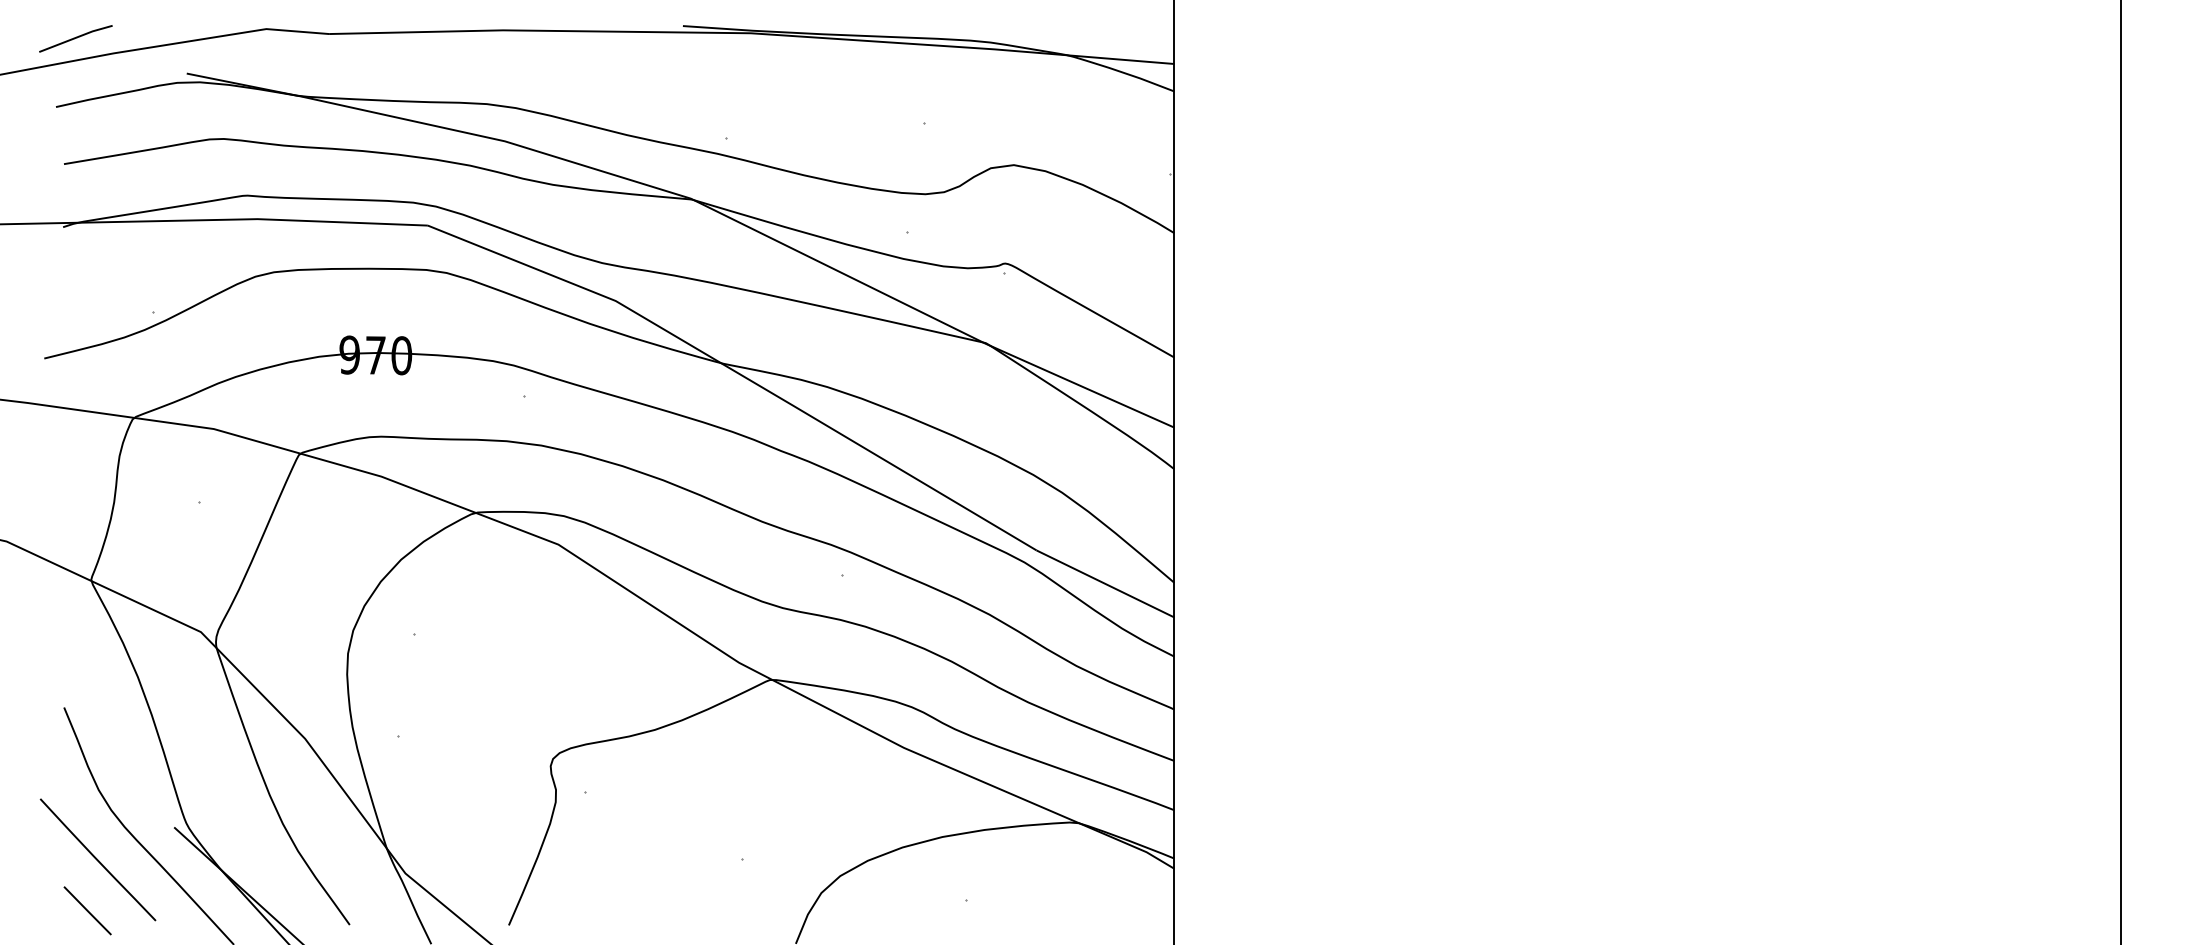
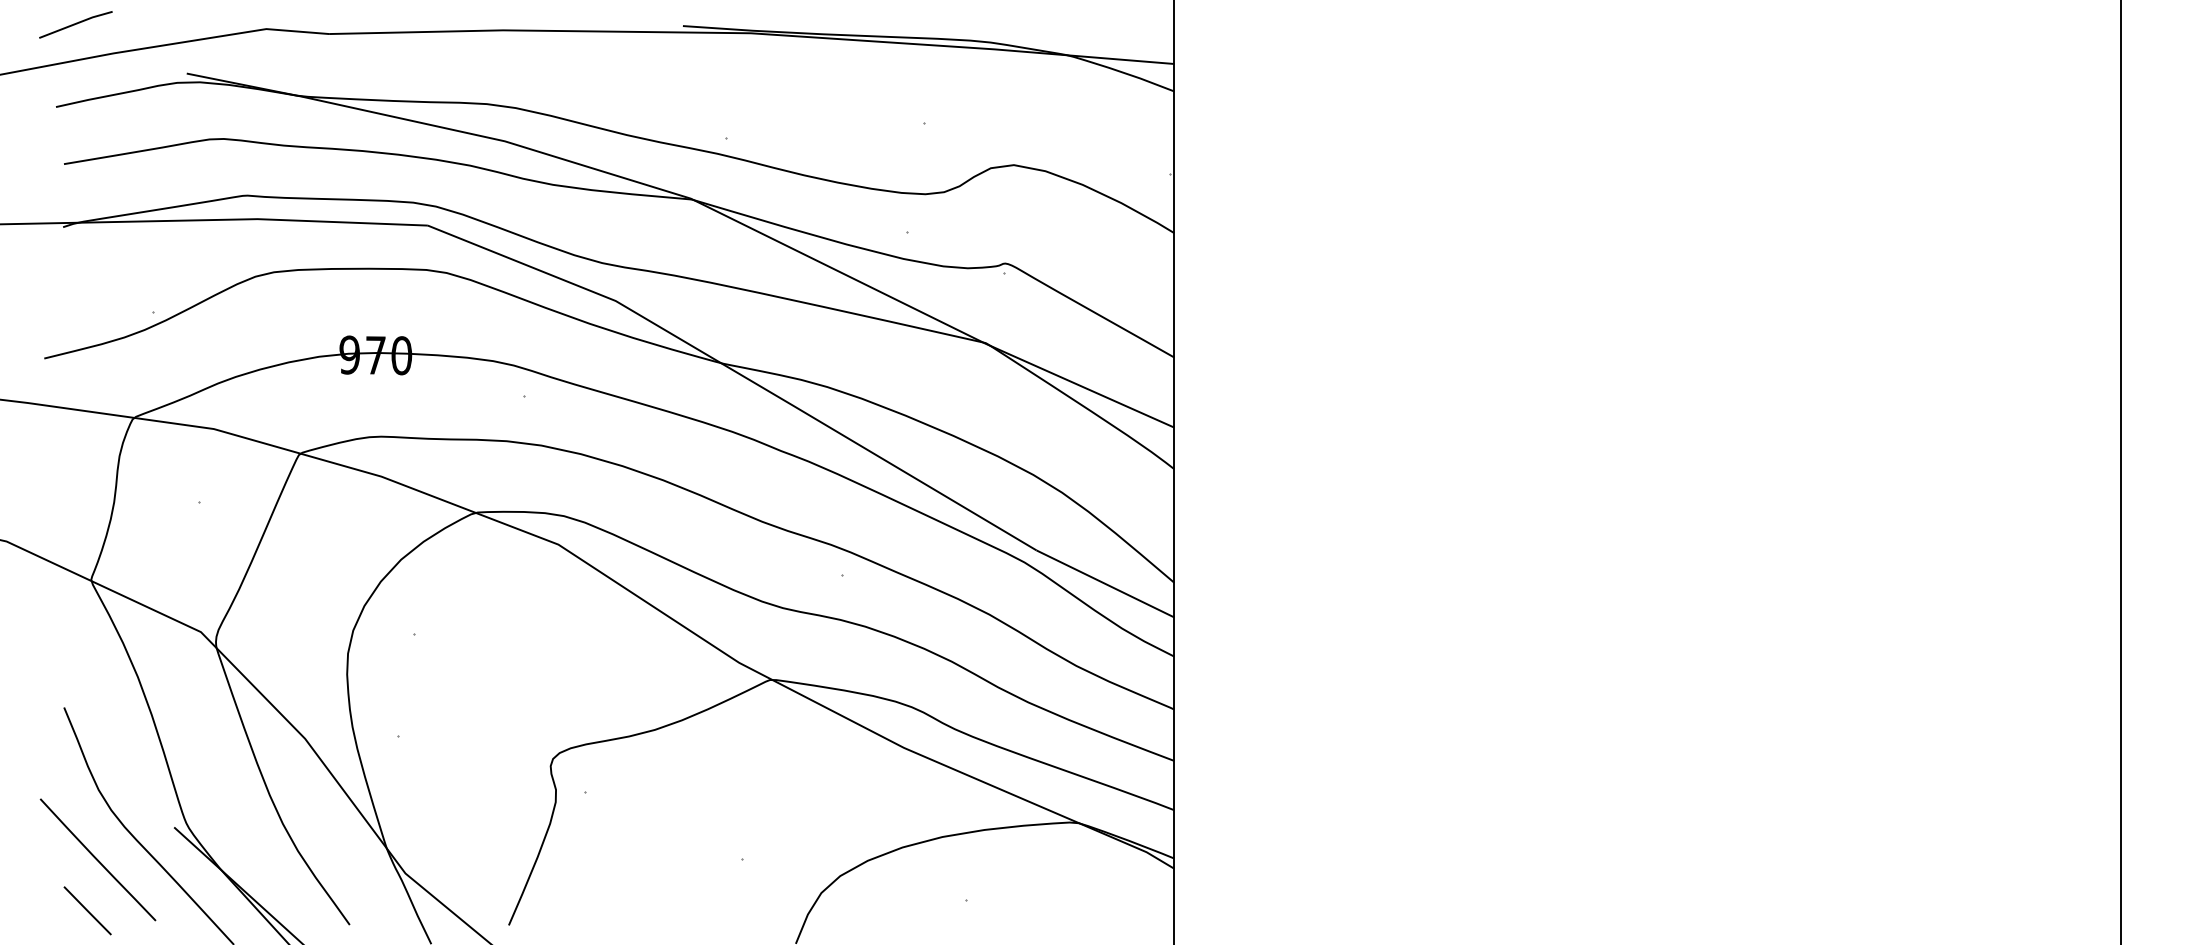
line position: (75, 38) -> (75, 24) (75, 24)
